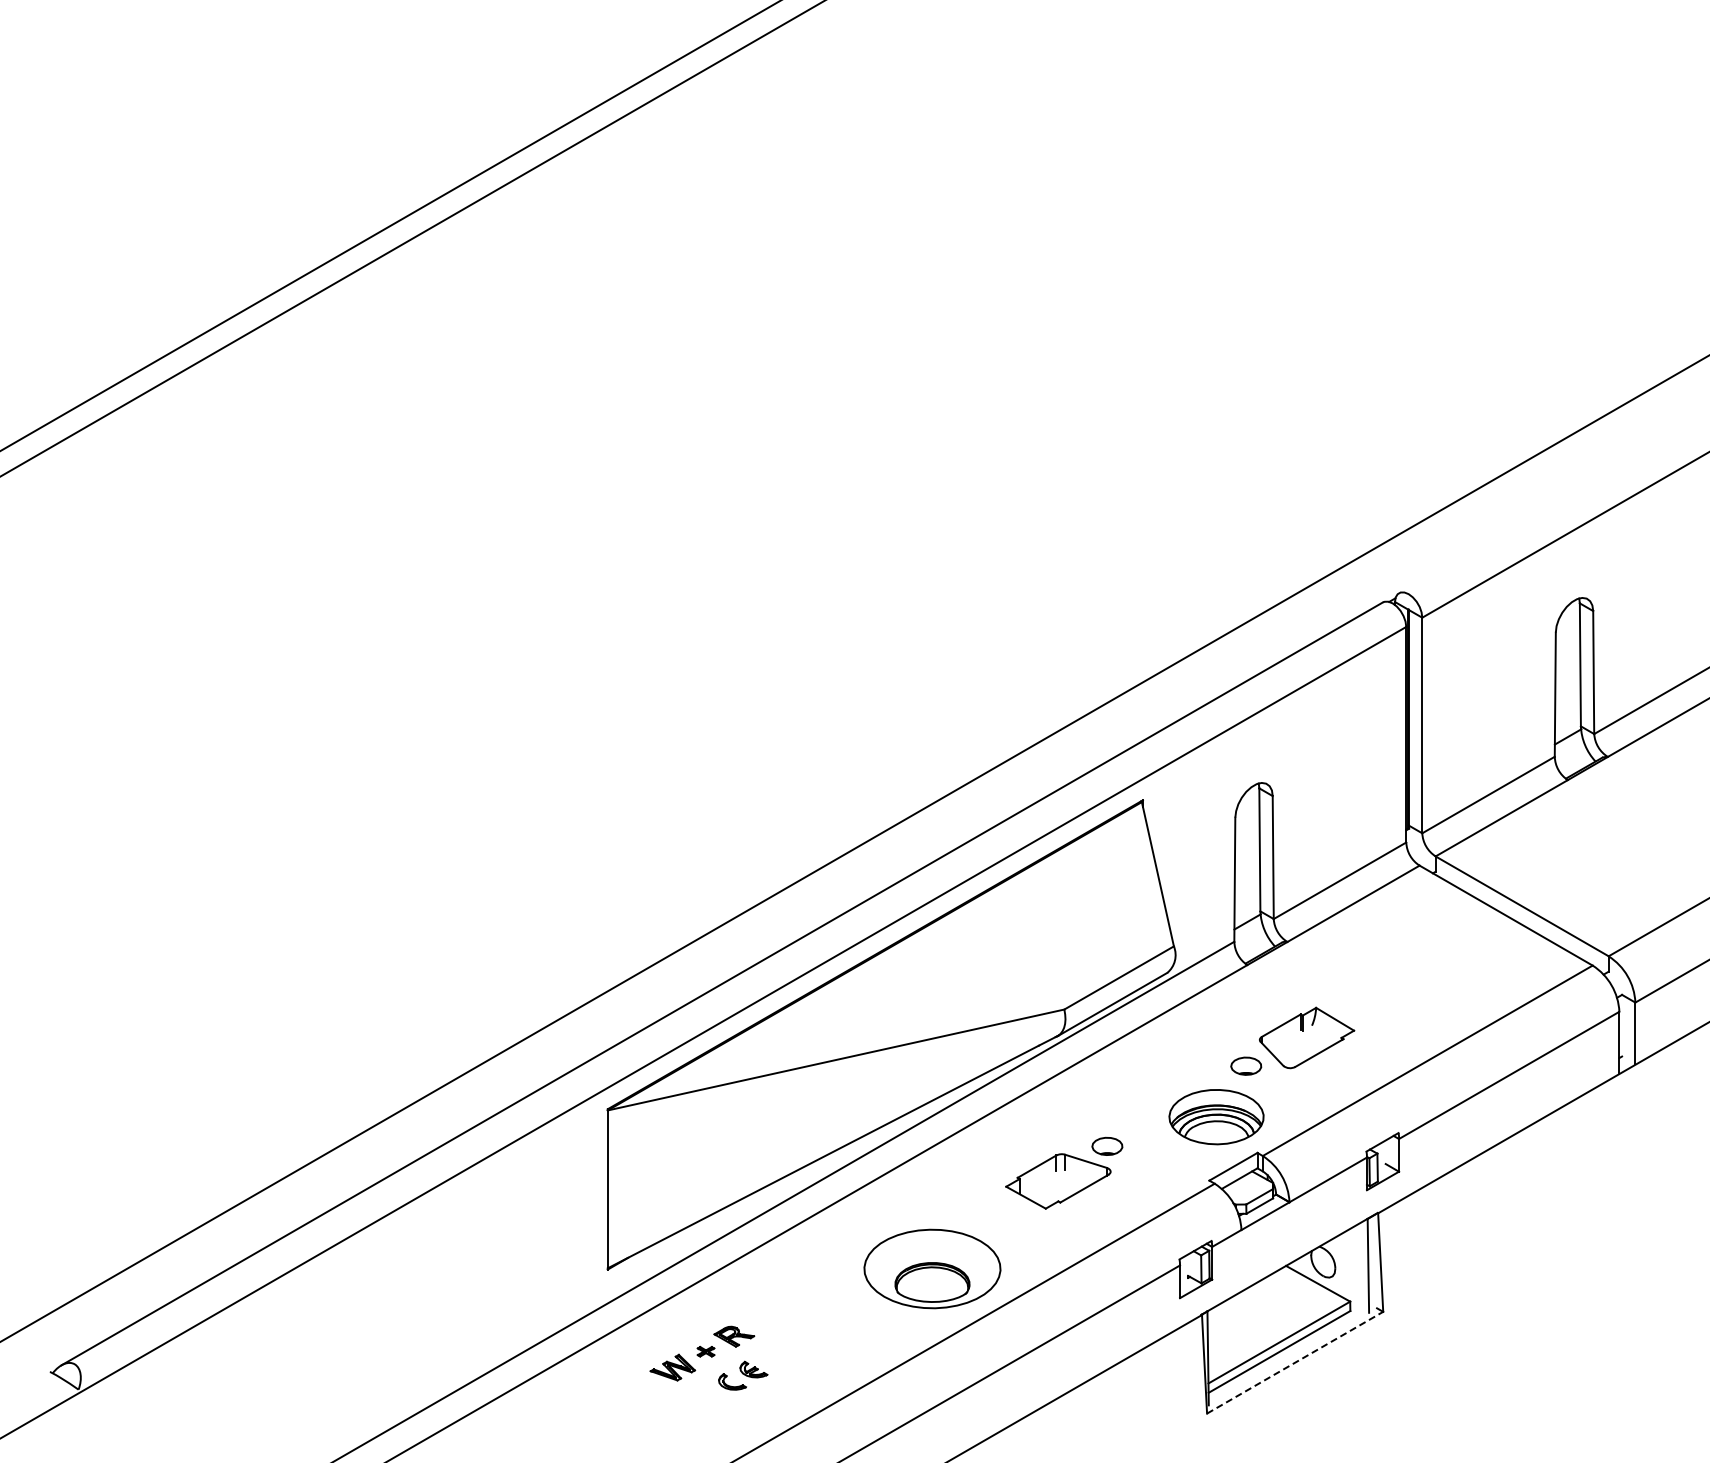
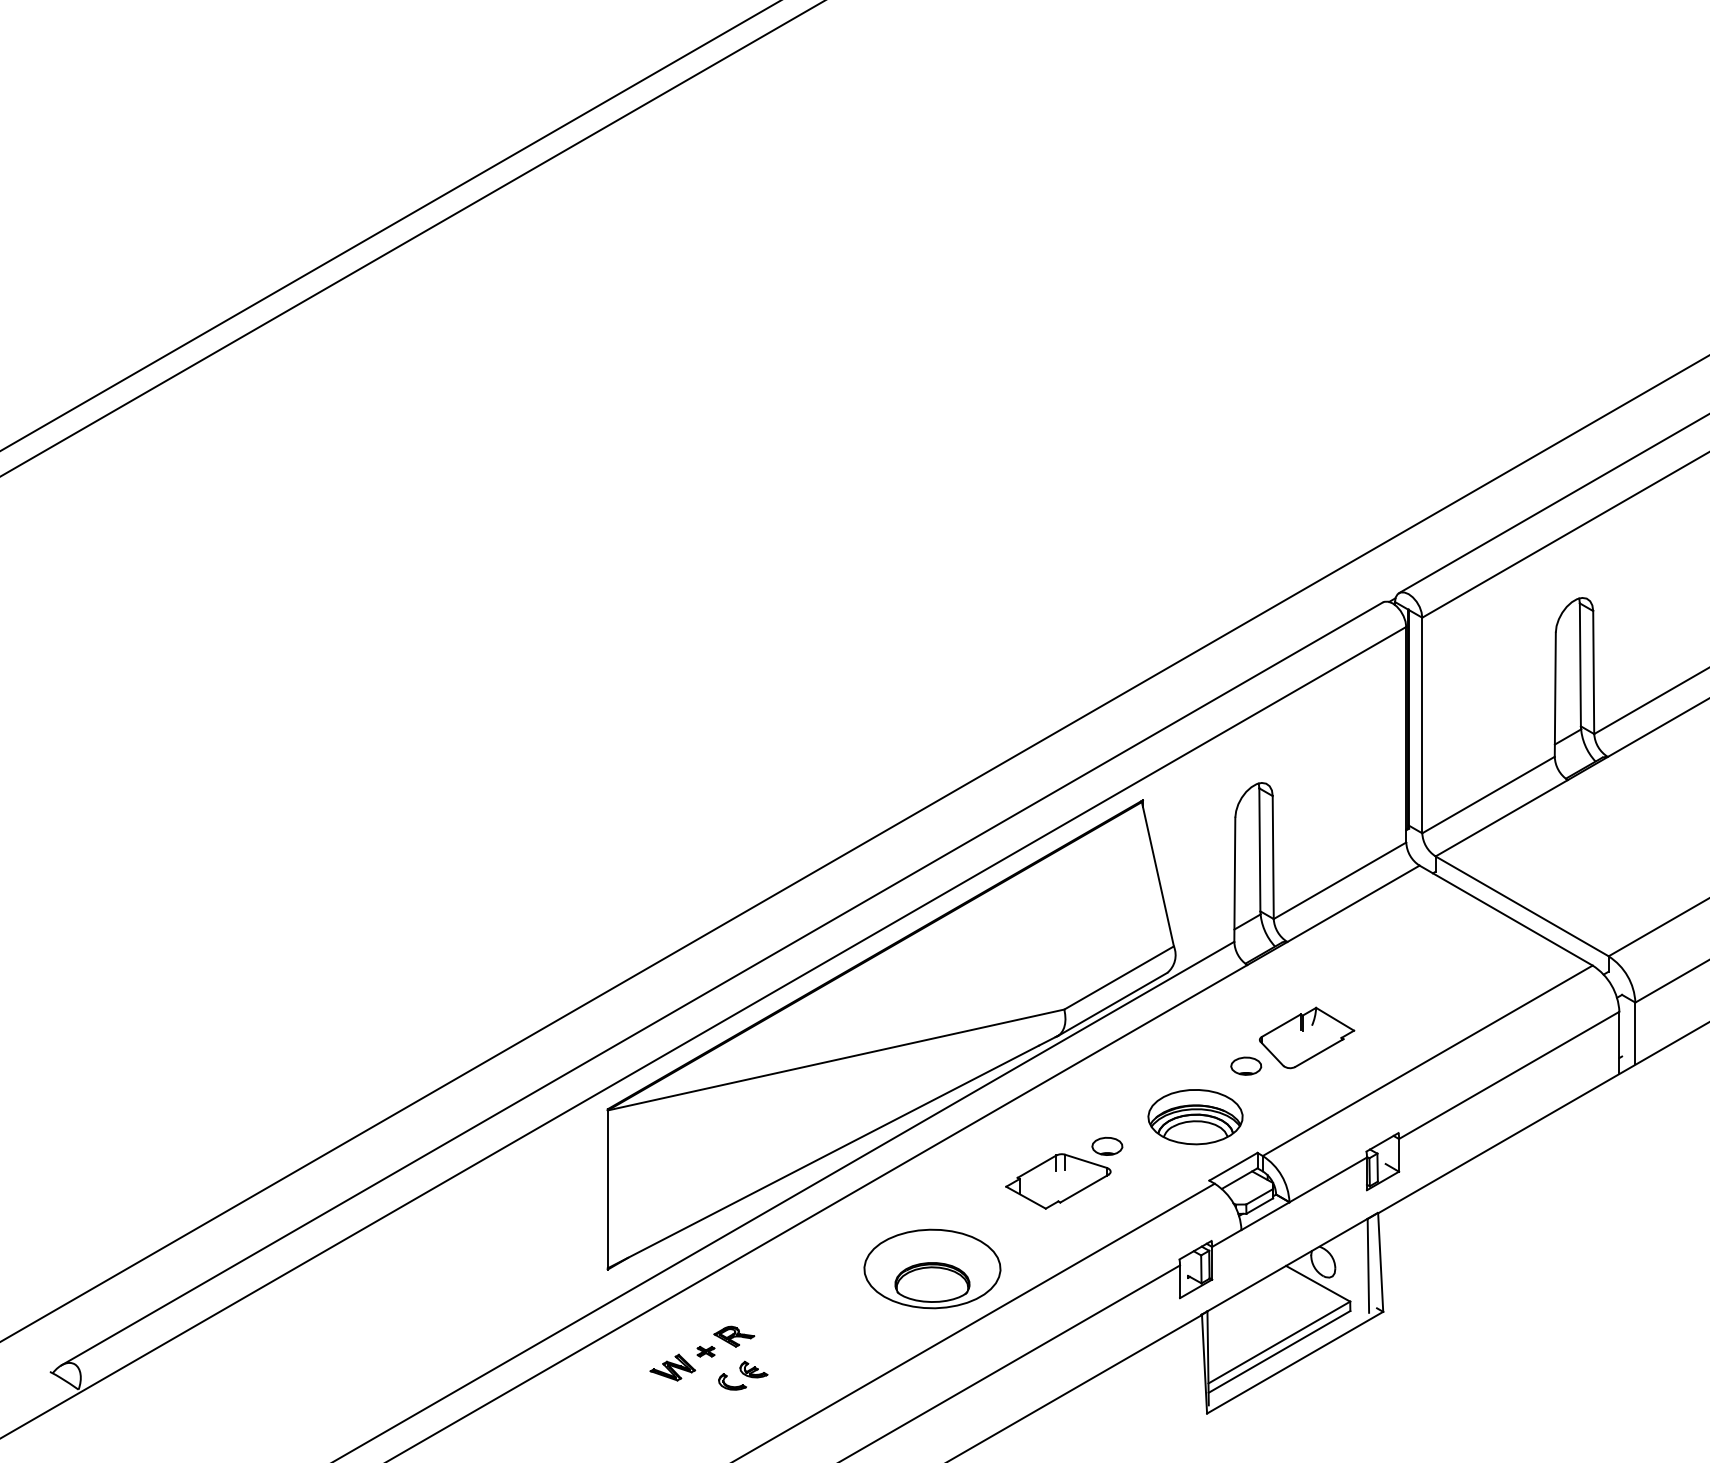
line: none -> present (1552, 504)
part position: (1216, 1117) -> (1195, 1117) (1195, 1117)
line: dashed -> solid (1295, 1362)
